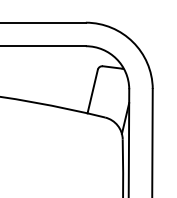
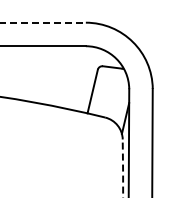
line: solid -> dashed (43, 22)
arc: solid -> dashed (123, 169)
